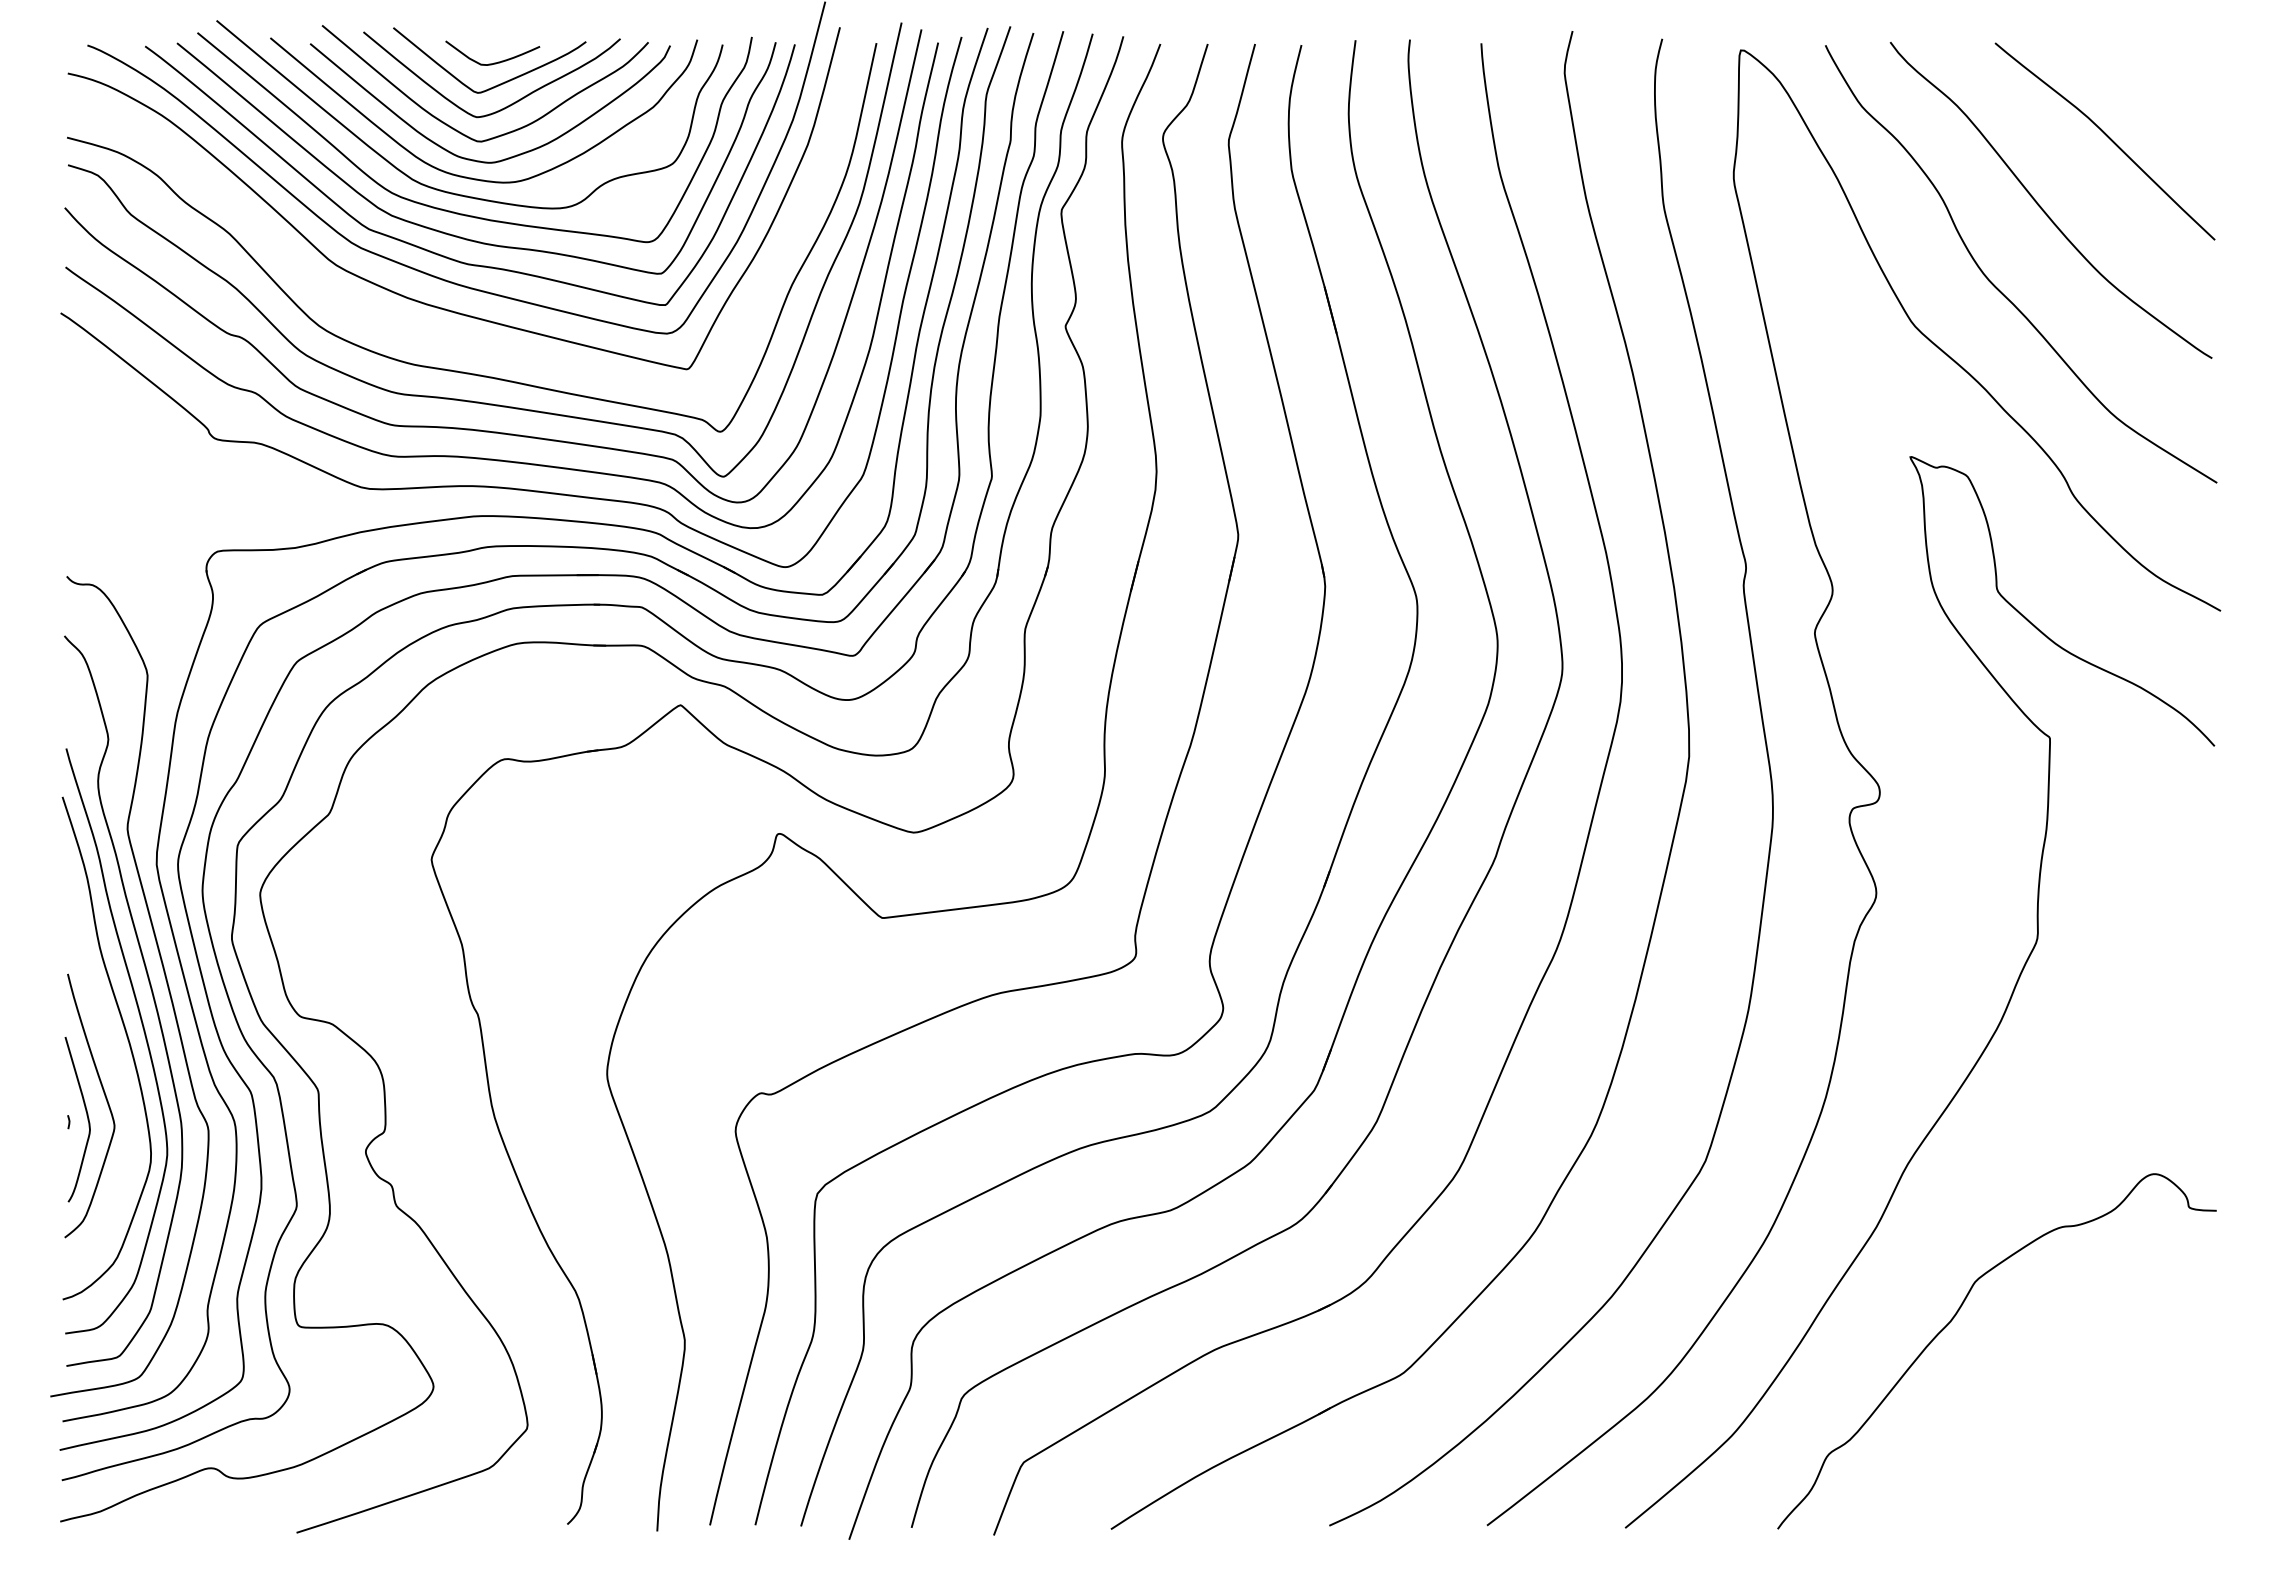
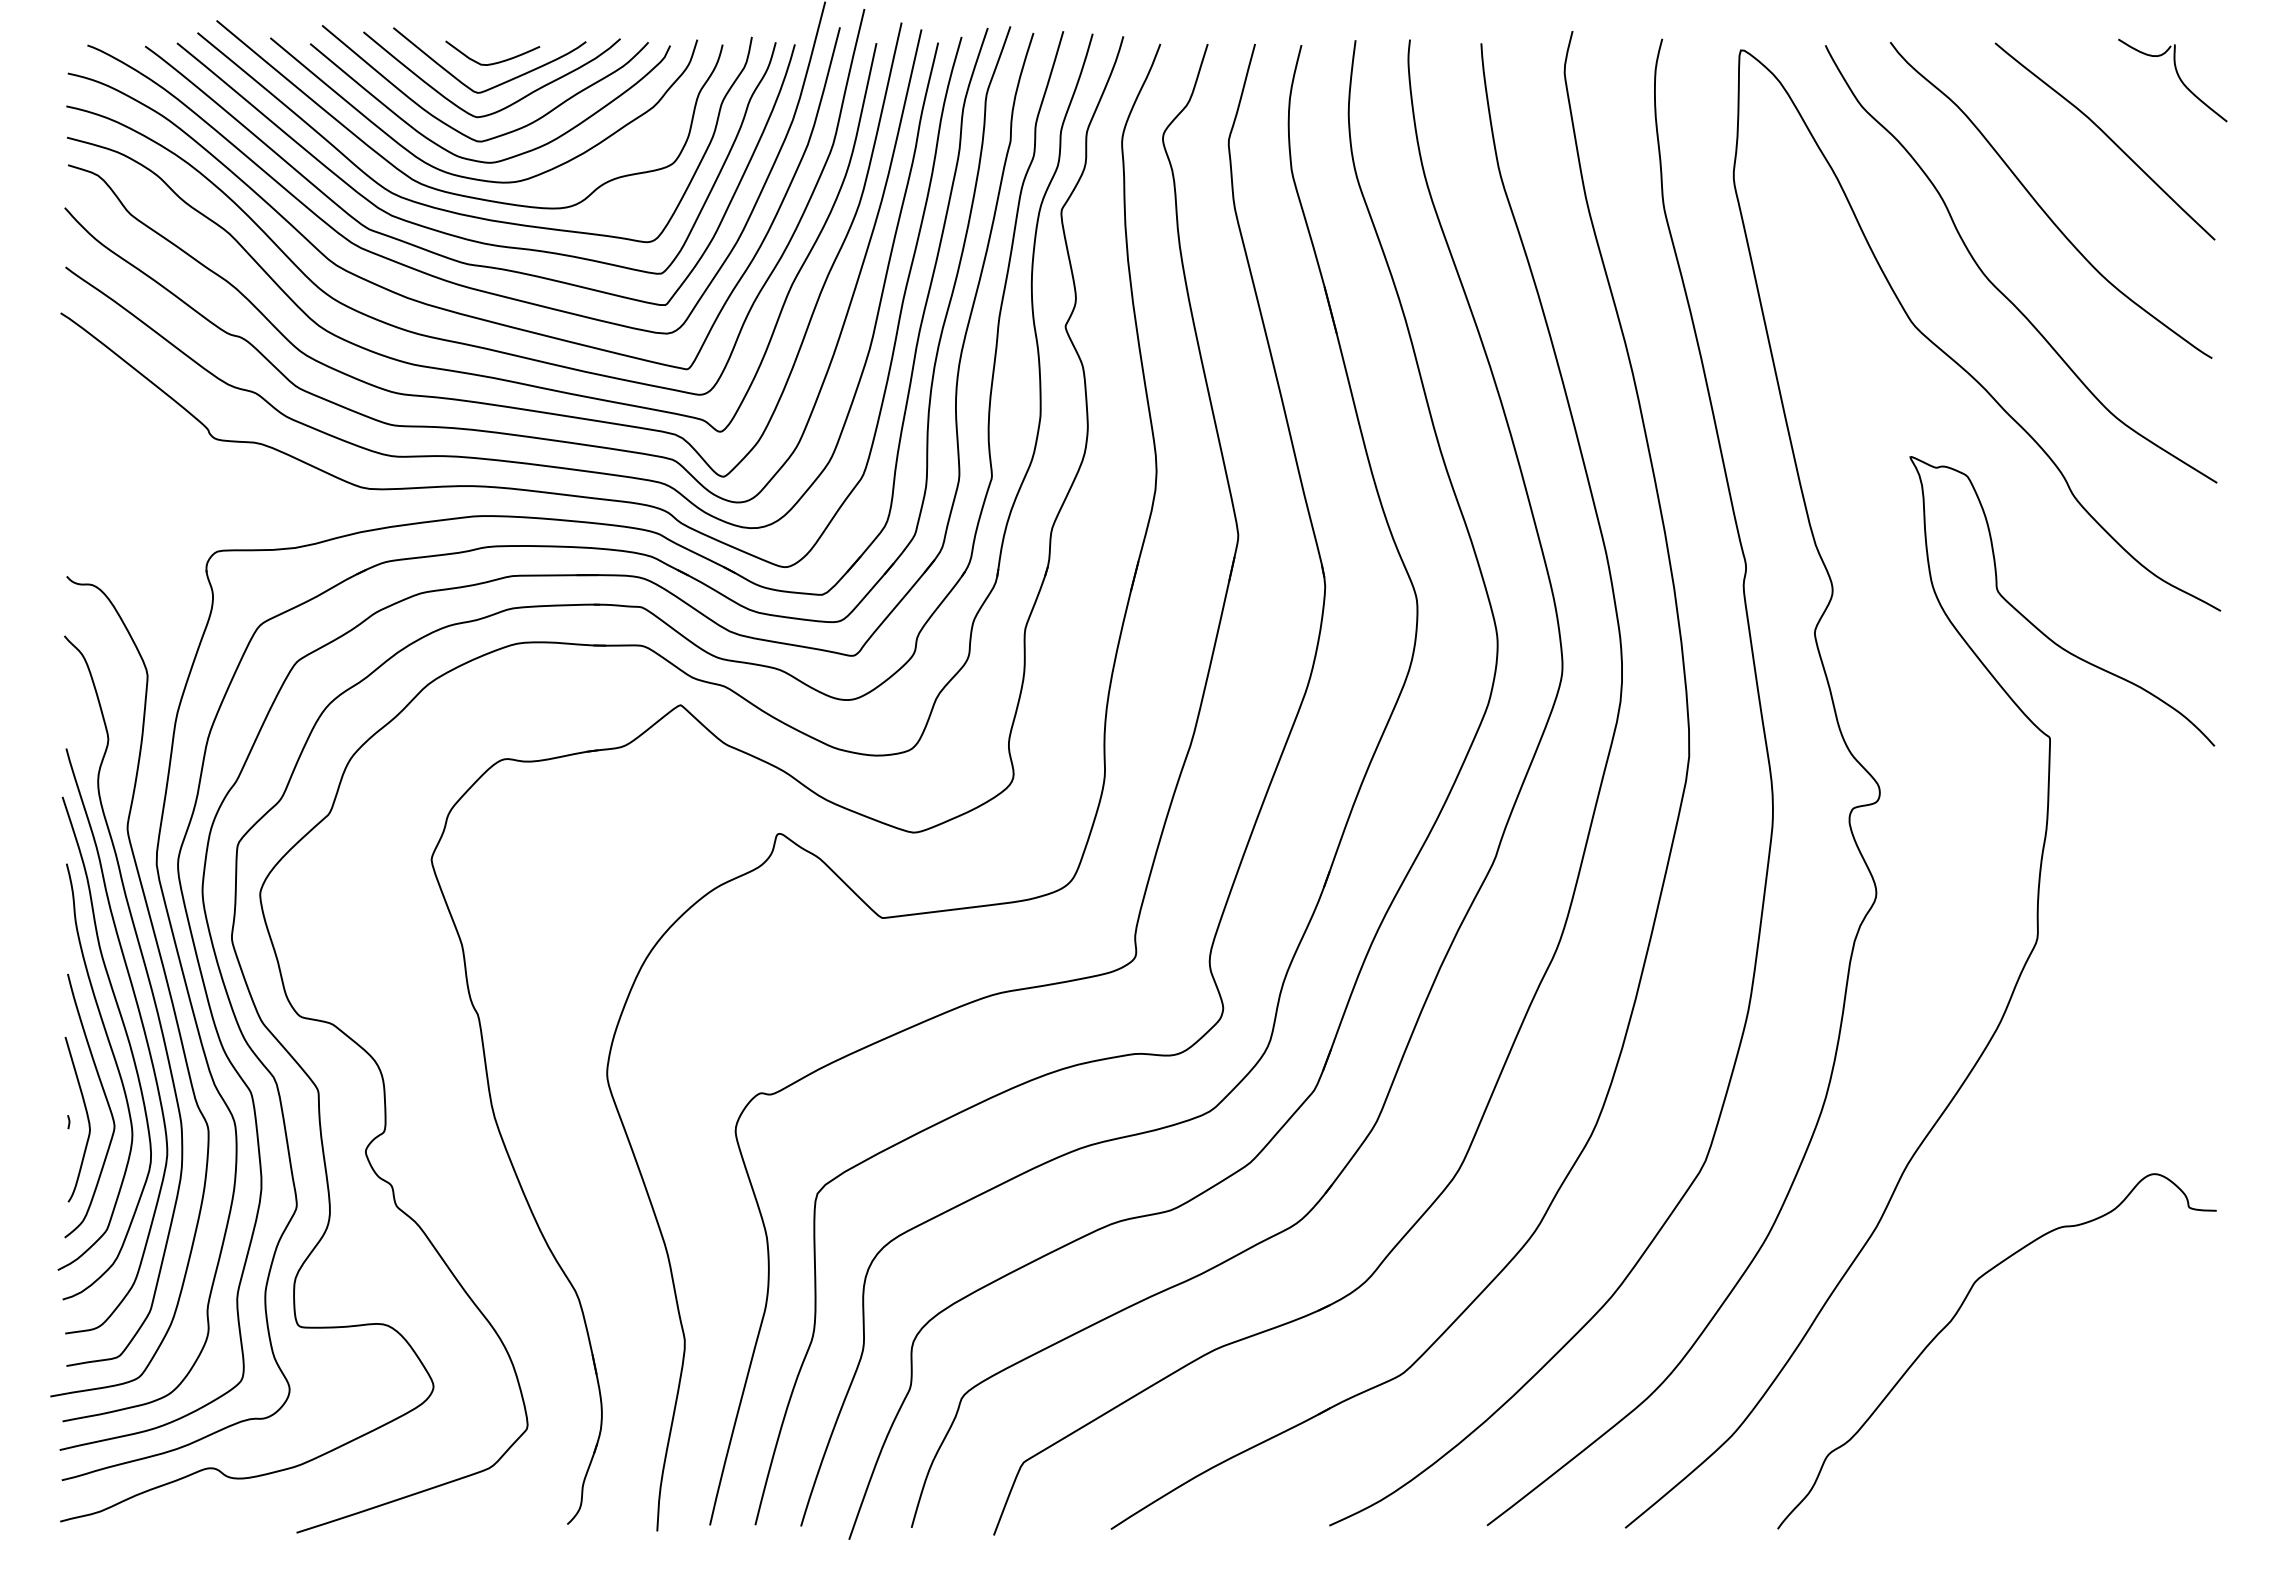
part: none -> present (2178, 78)
curve: none -> present (438, 337)
curve: none -> present (114, 1061)
